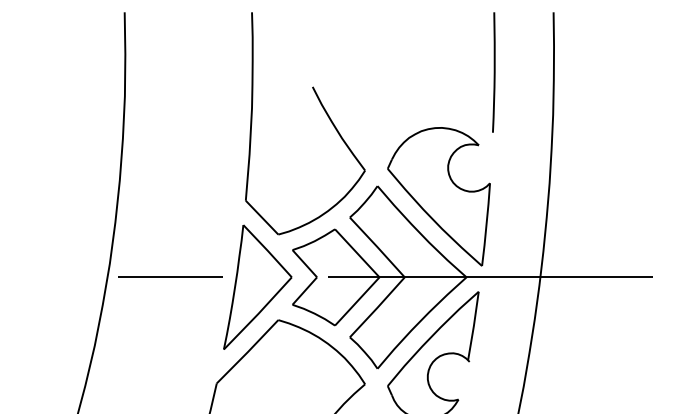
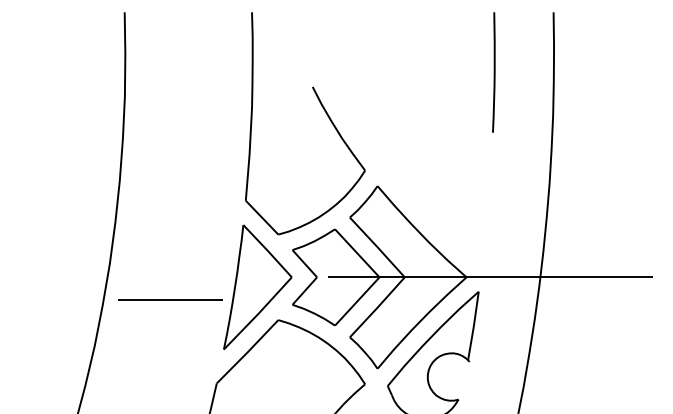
part: present -> none (438, 196)
line position: (170, 276) -> (170, 299) (170, 299)
